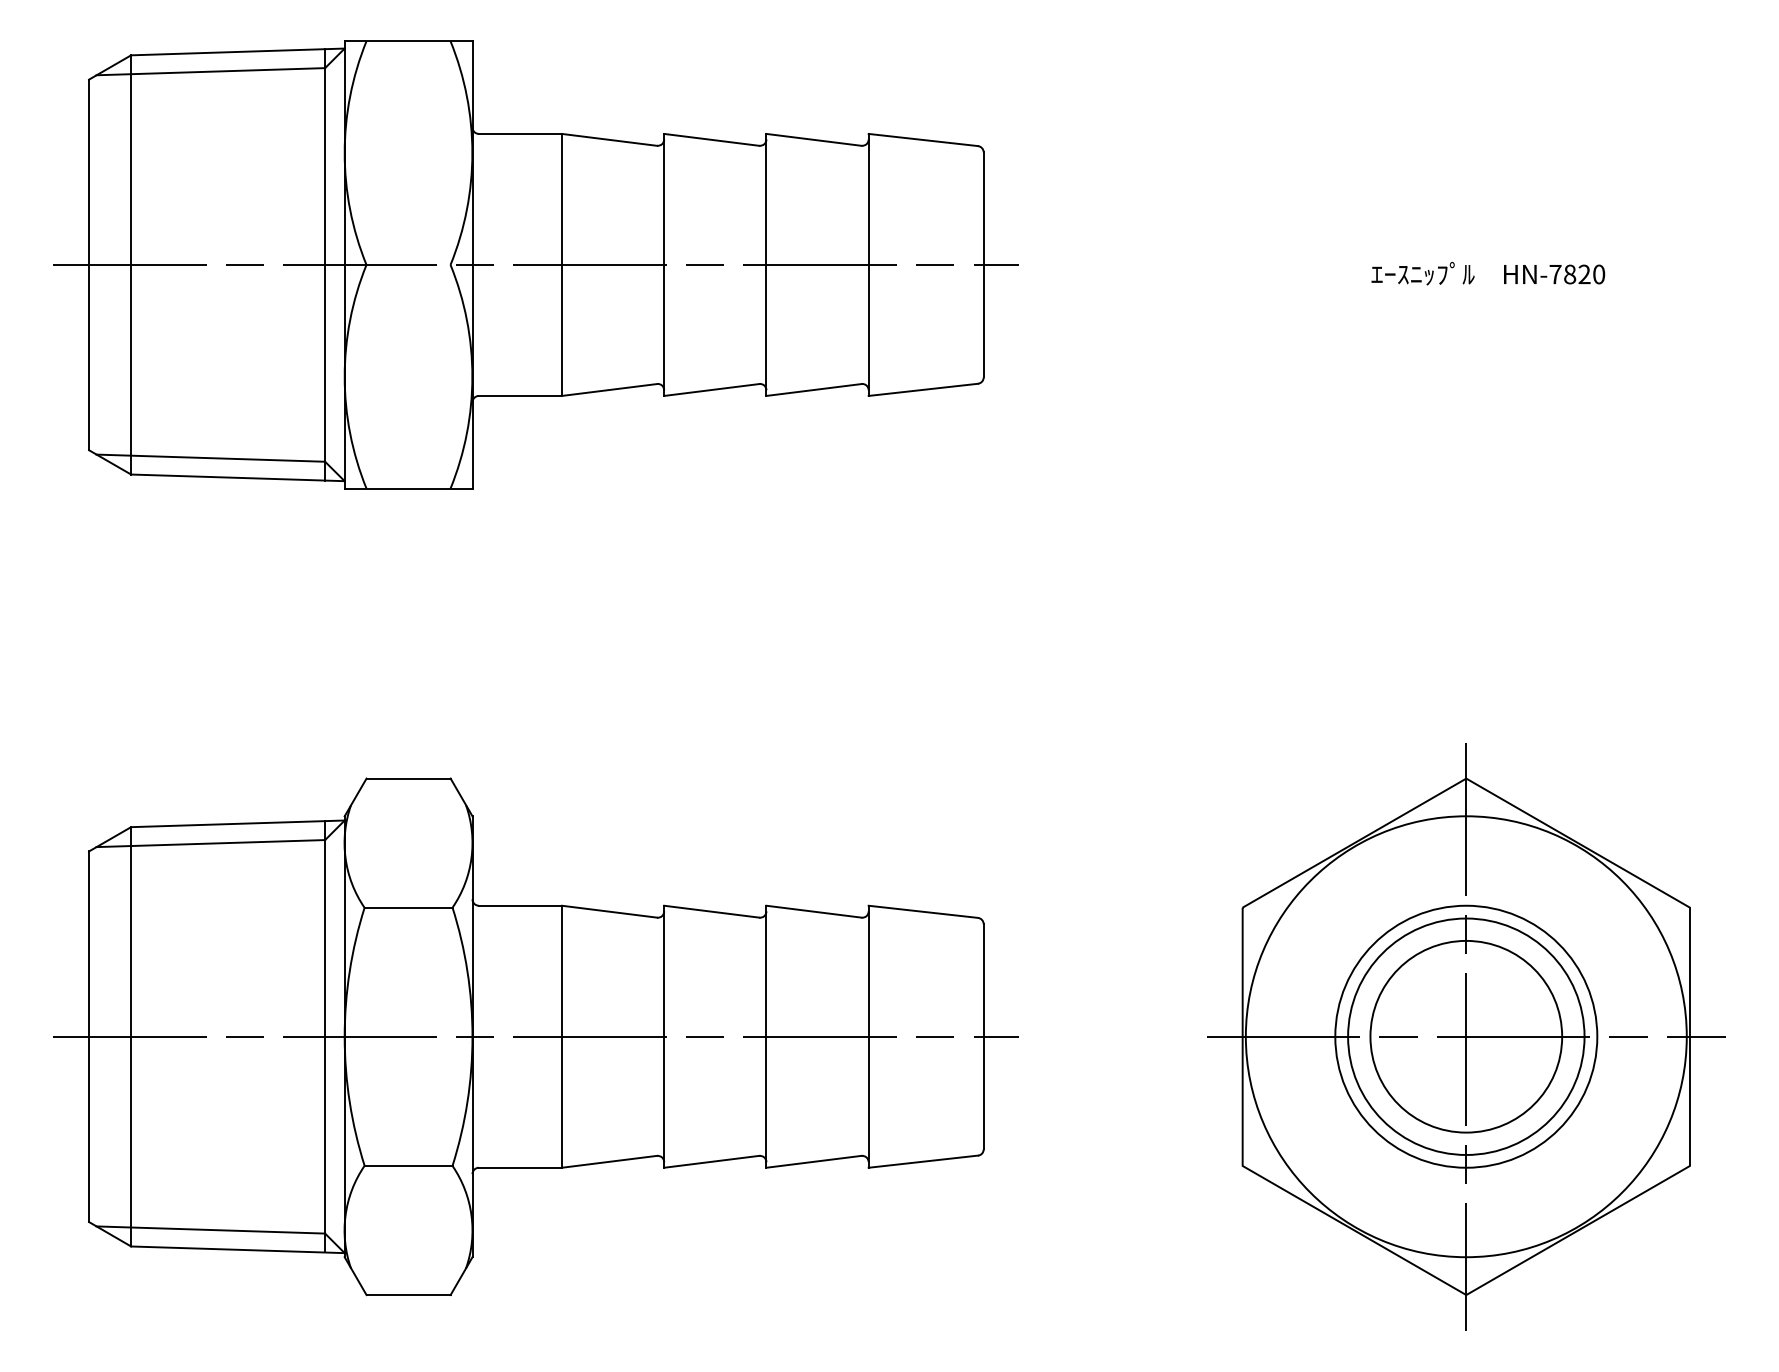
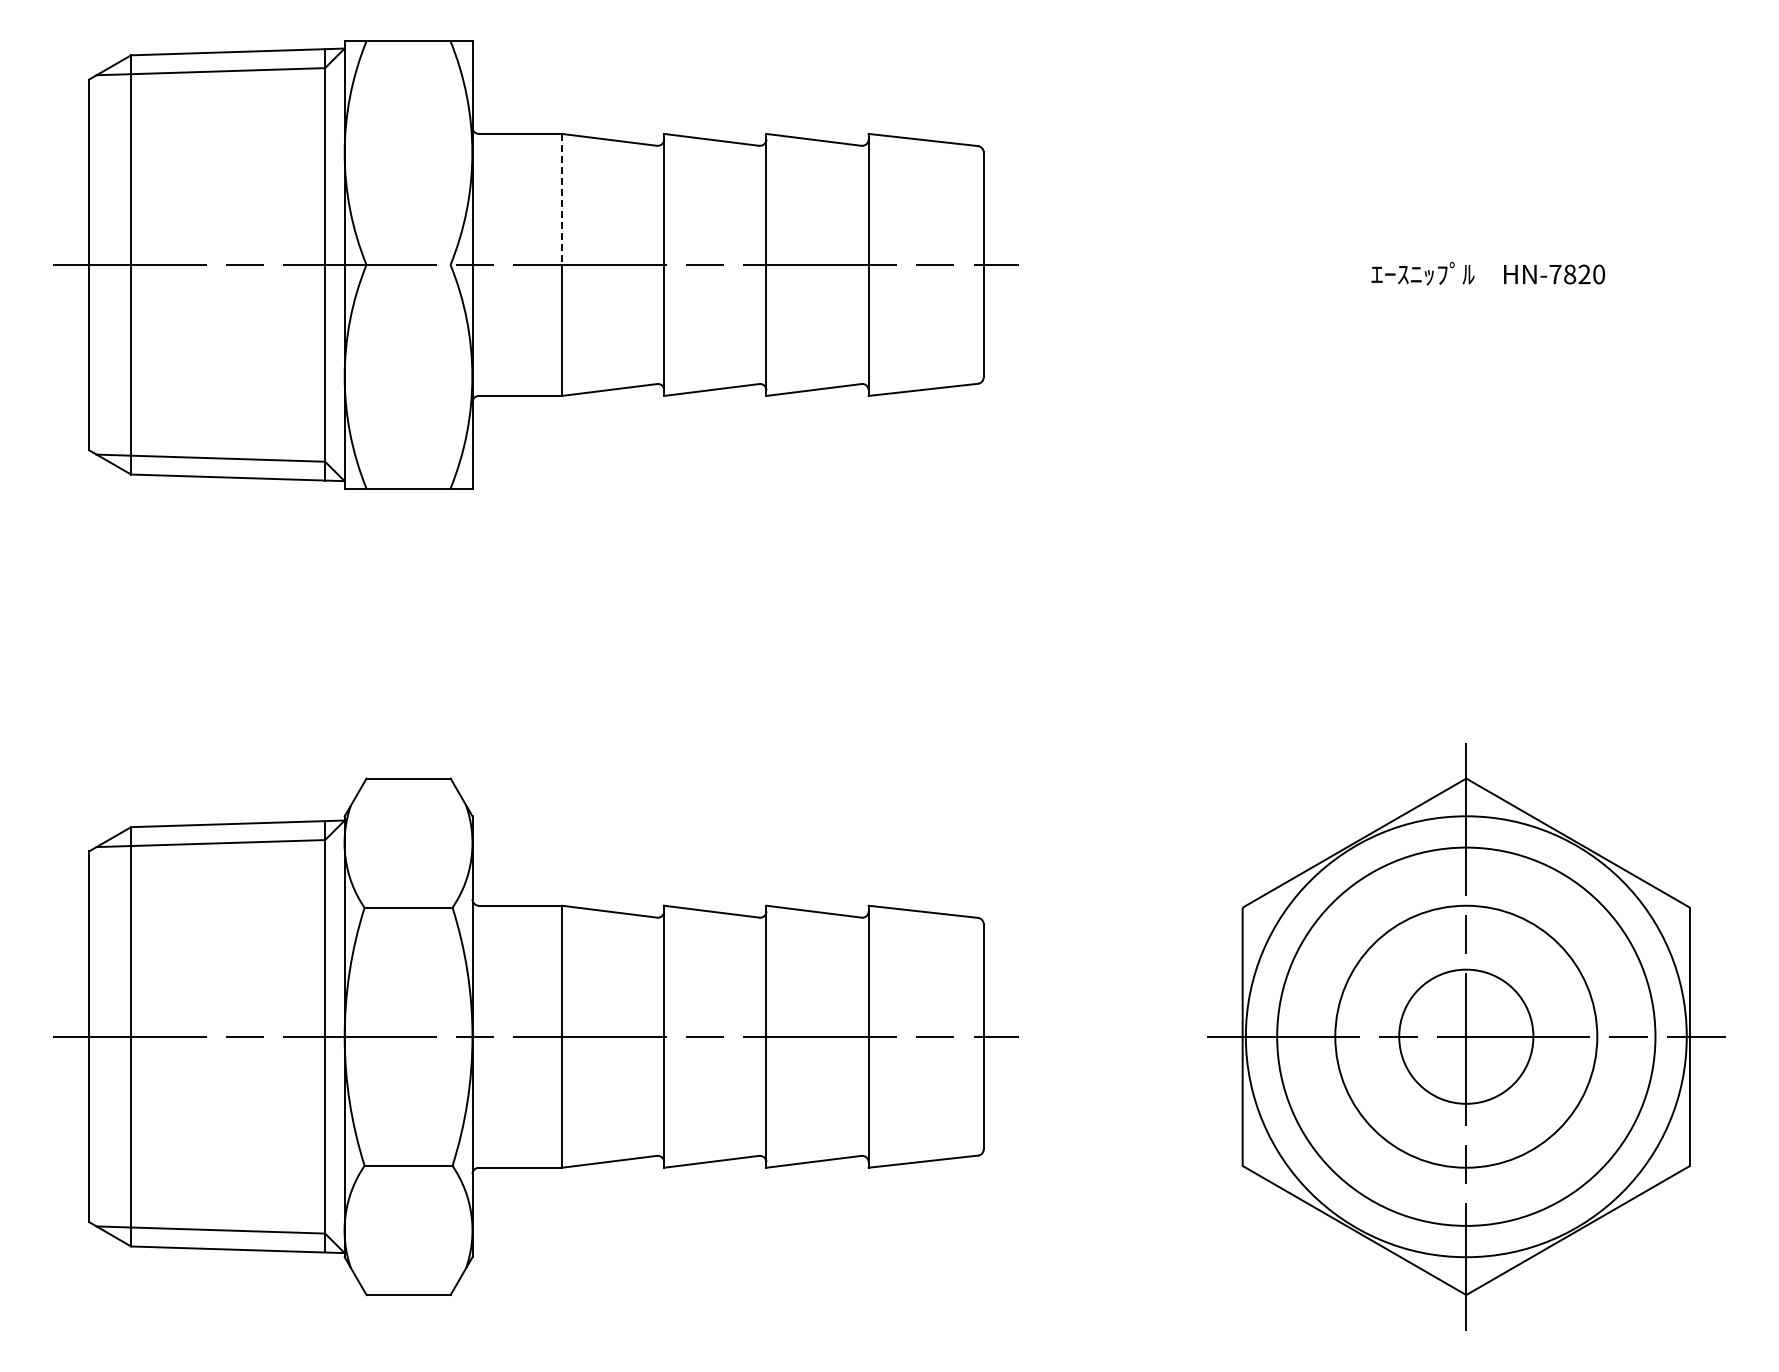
line: solid -> dashed (561, 199)
circle diameter: 192 px -> 134 px (1466, 1036)
circle diameter: 236 px -> 378 px (1466, 1036)
